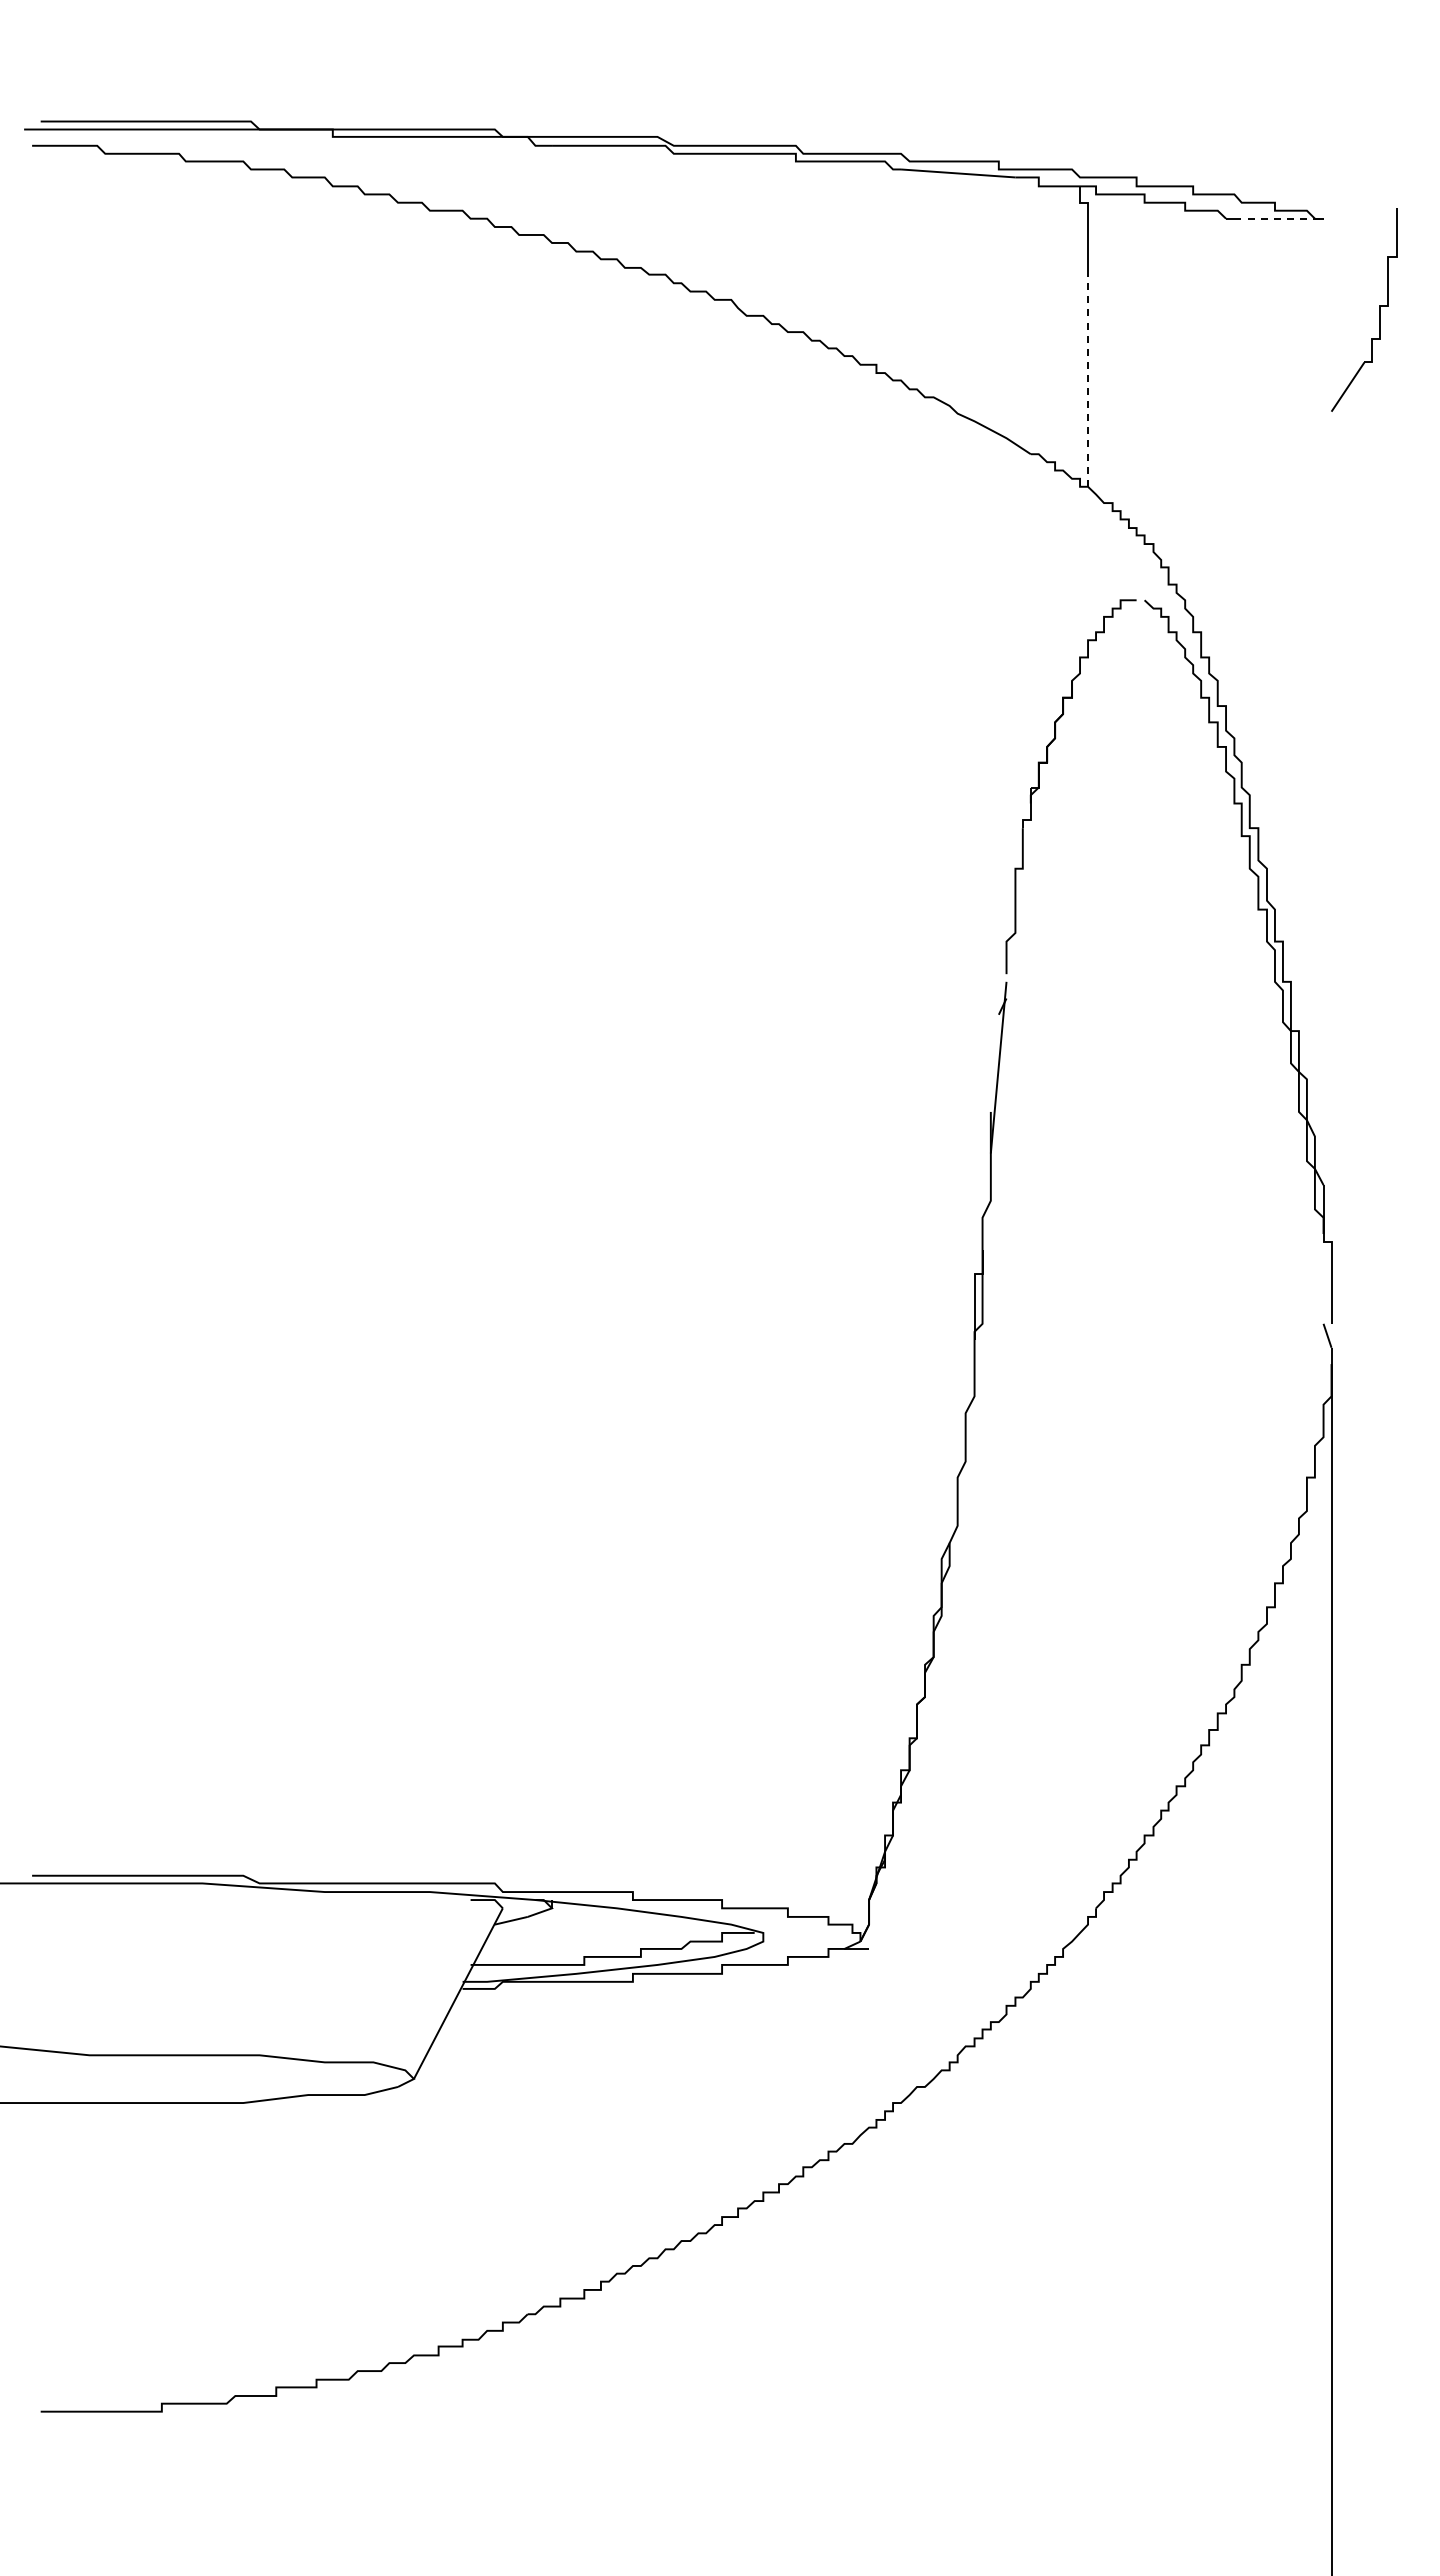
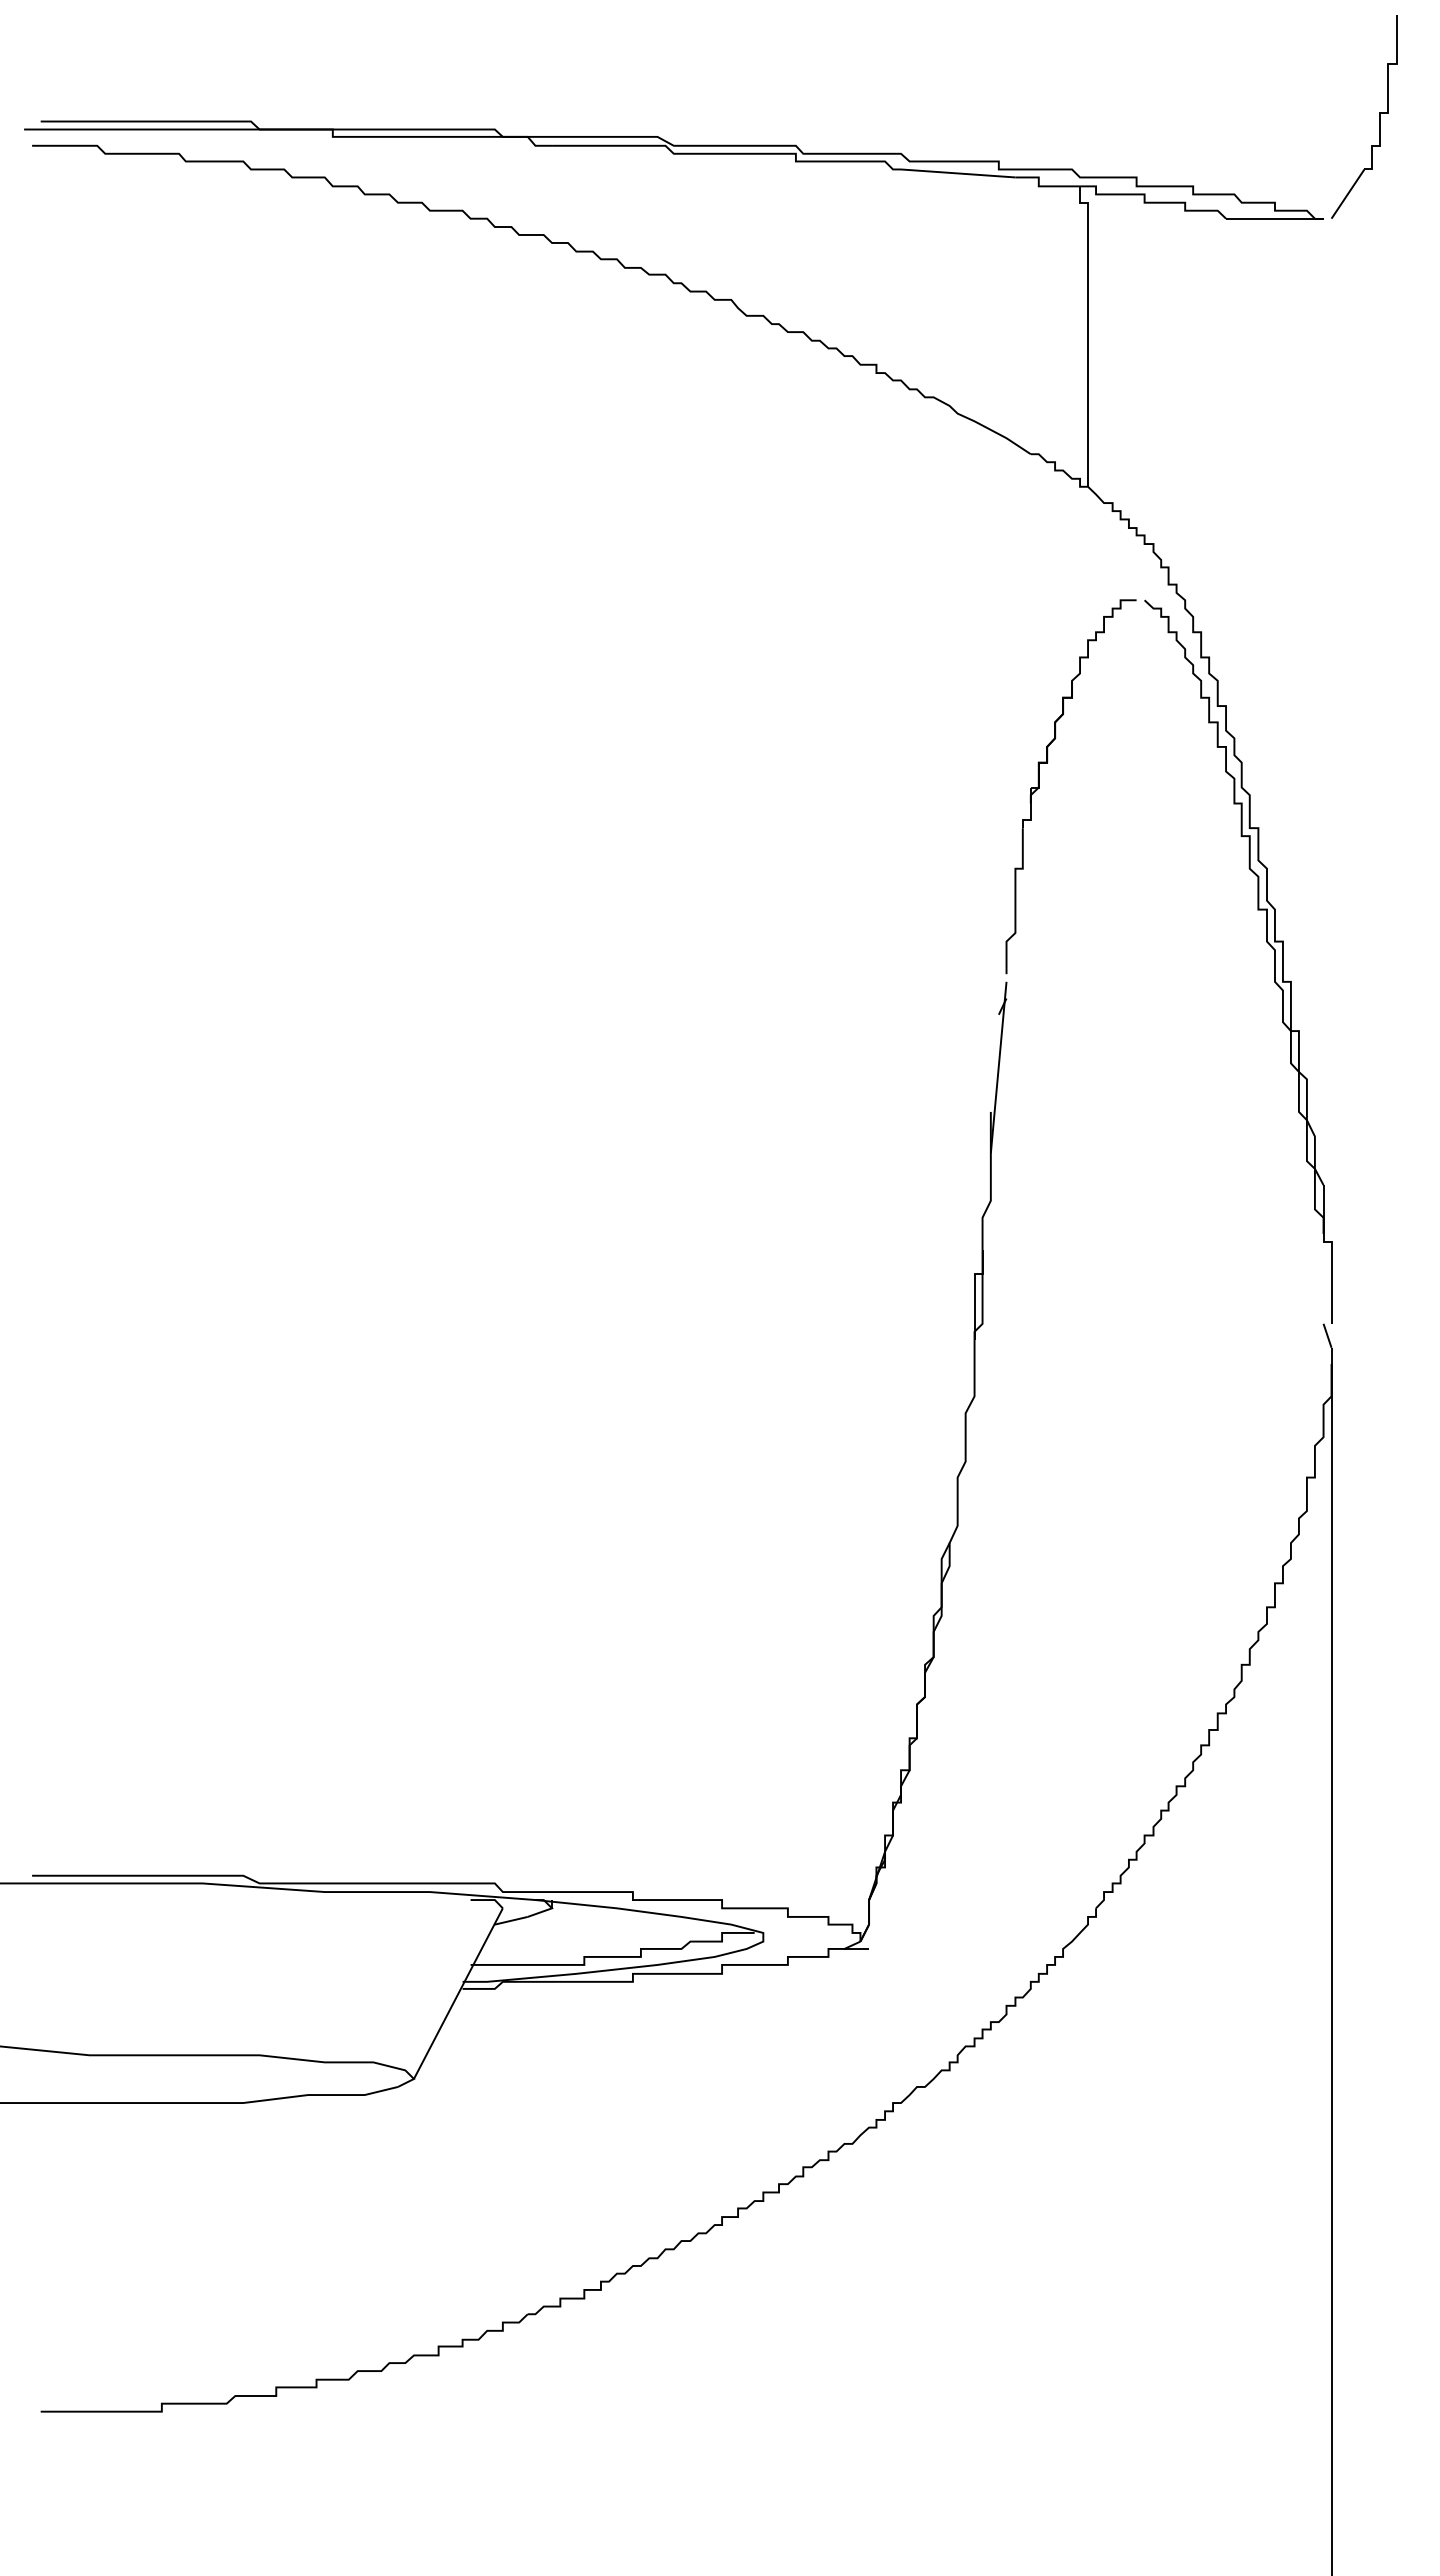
line: dashed -> solid (1278, 218)
part position: (1379, 309) -> (1379, 116) (1379, 116)
line: dashed -> solid (1088, 380)
